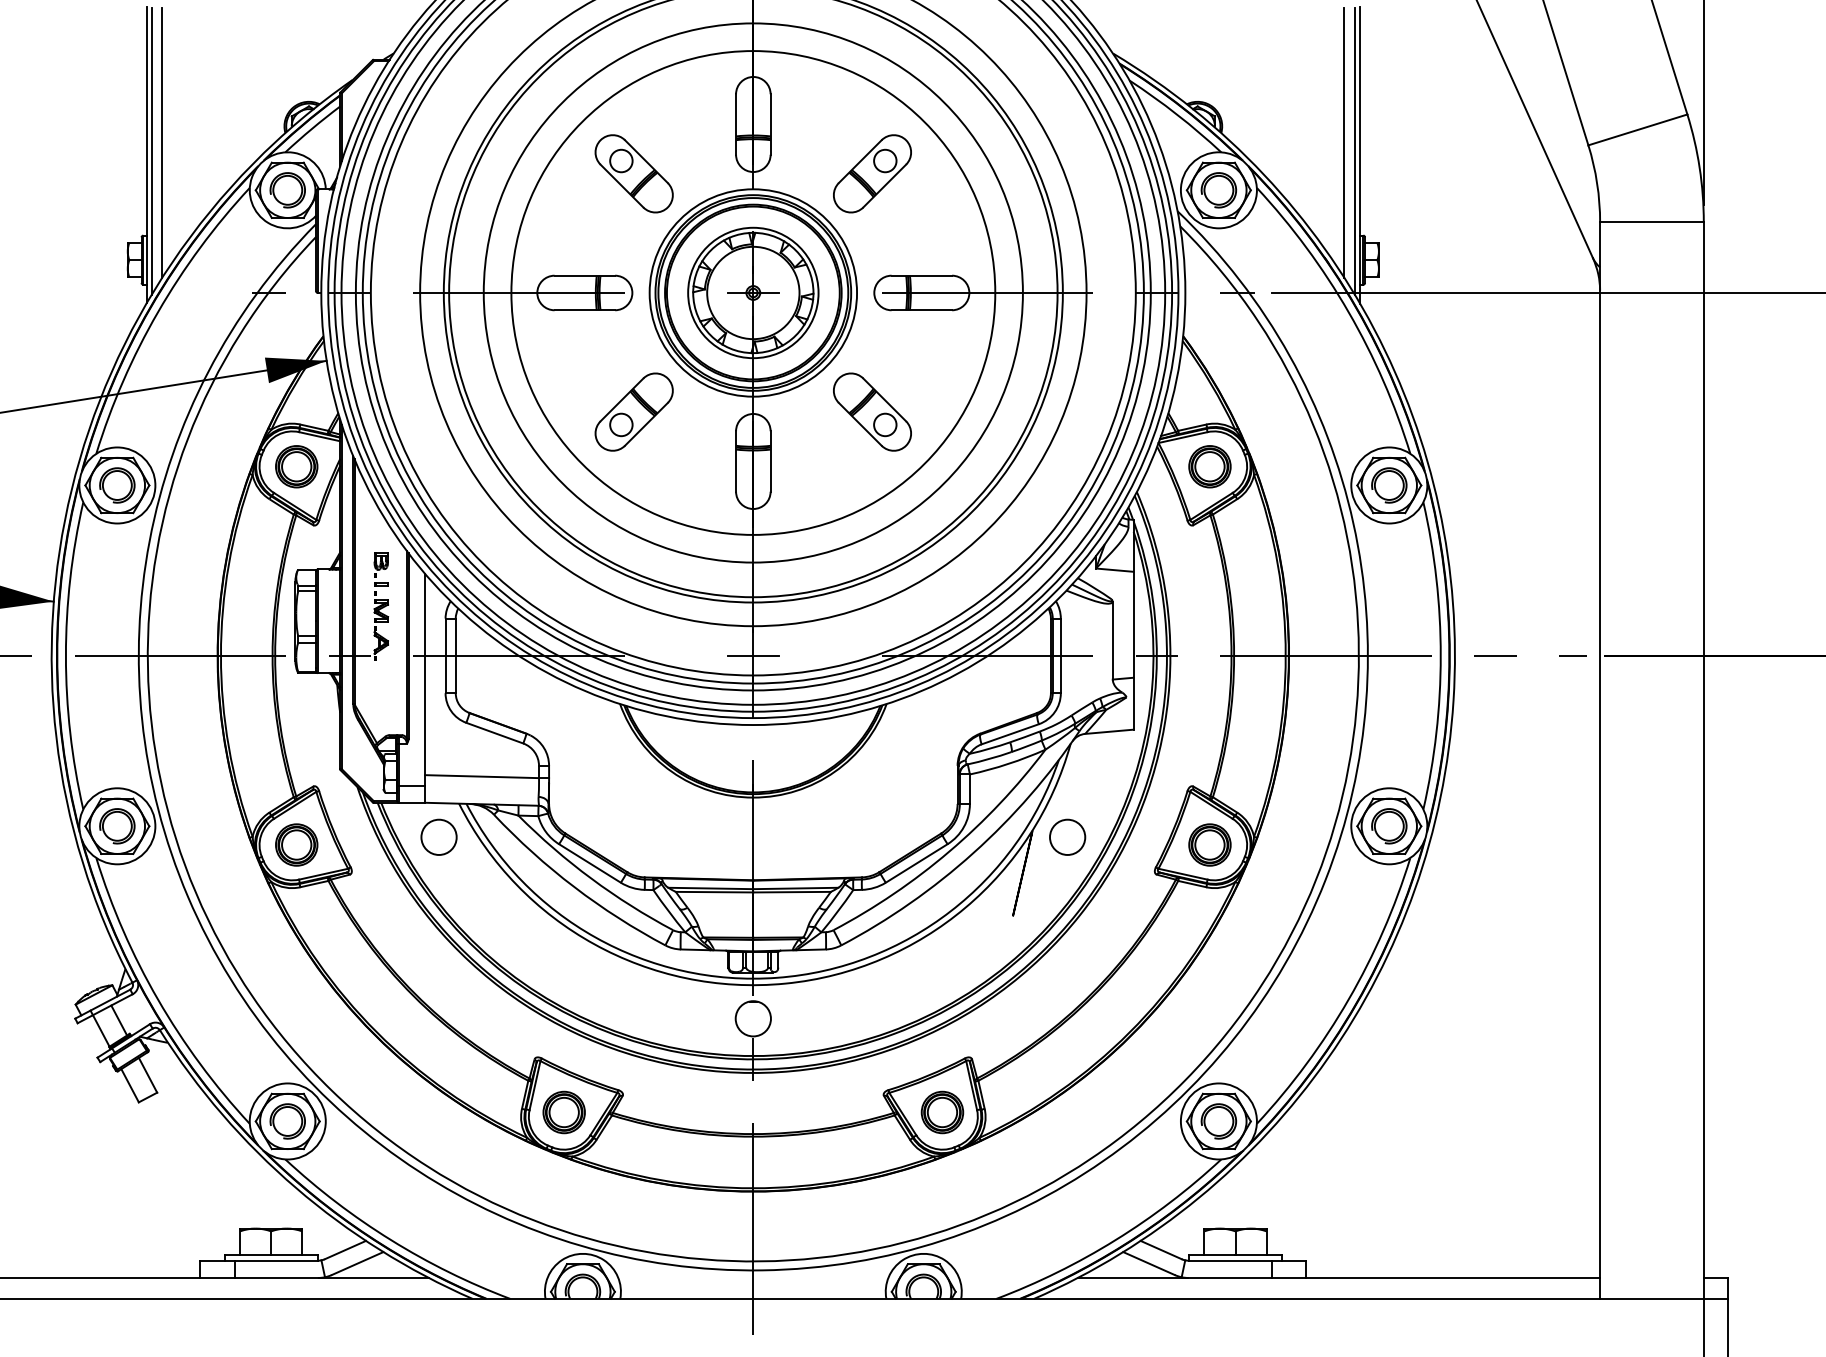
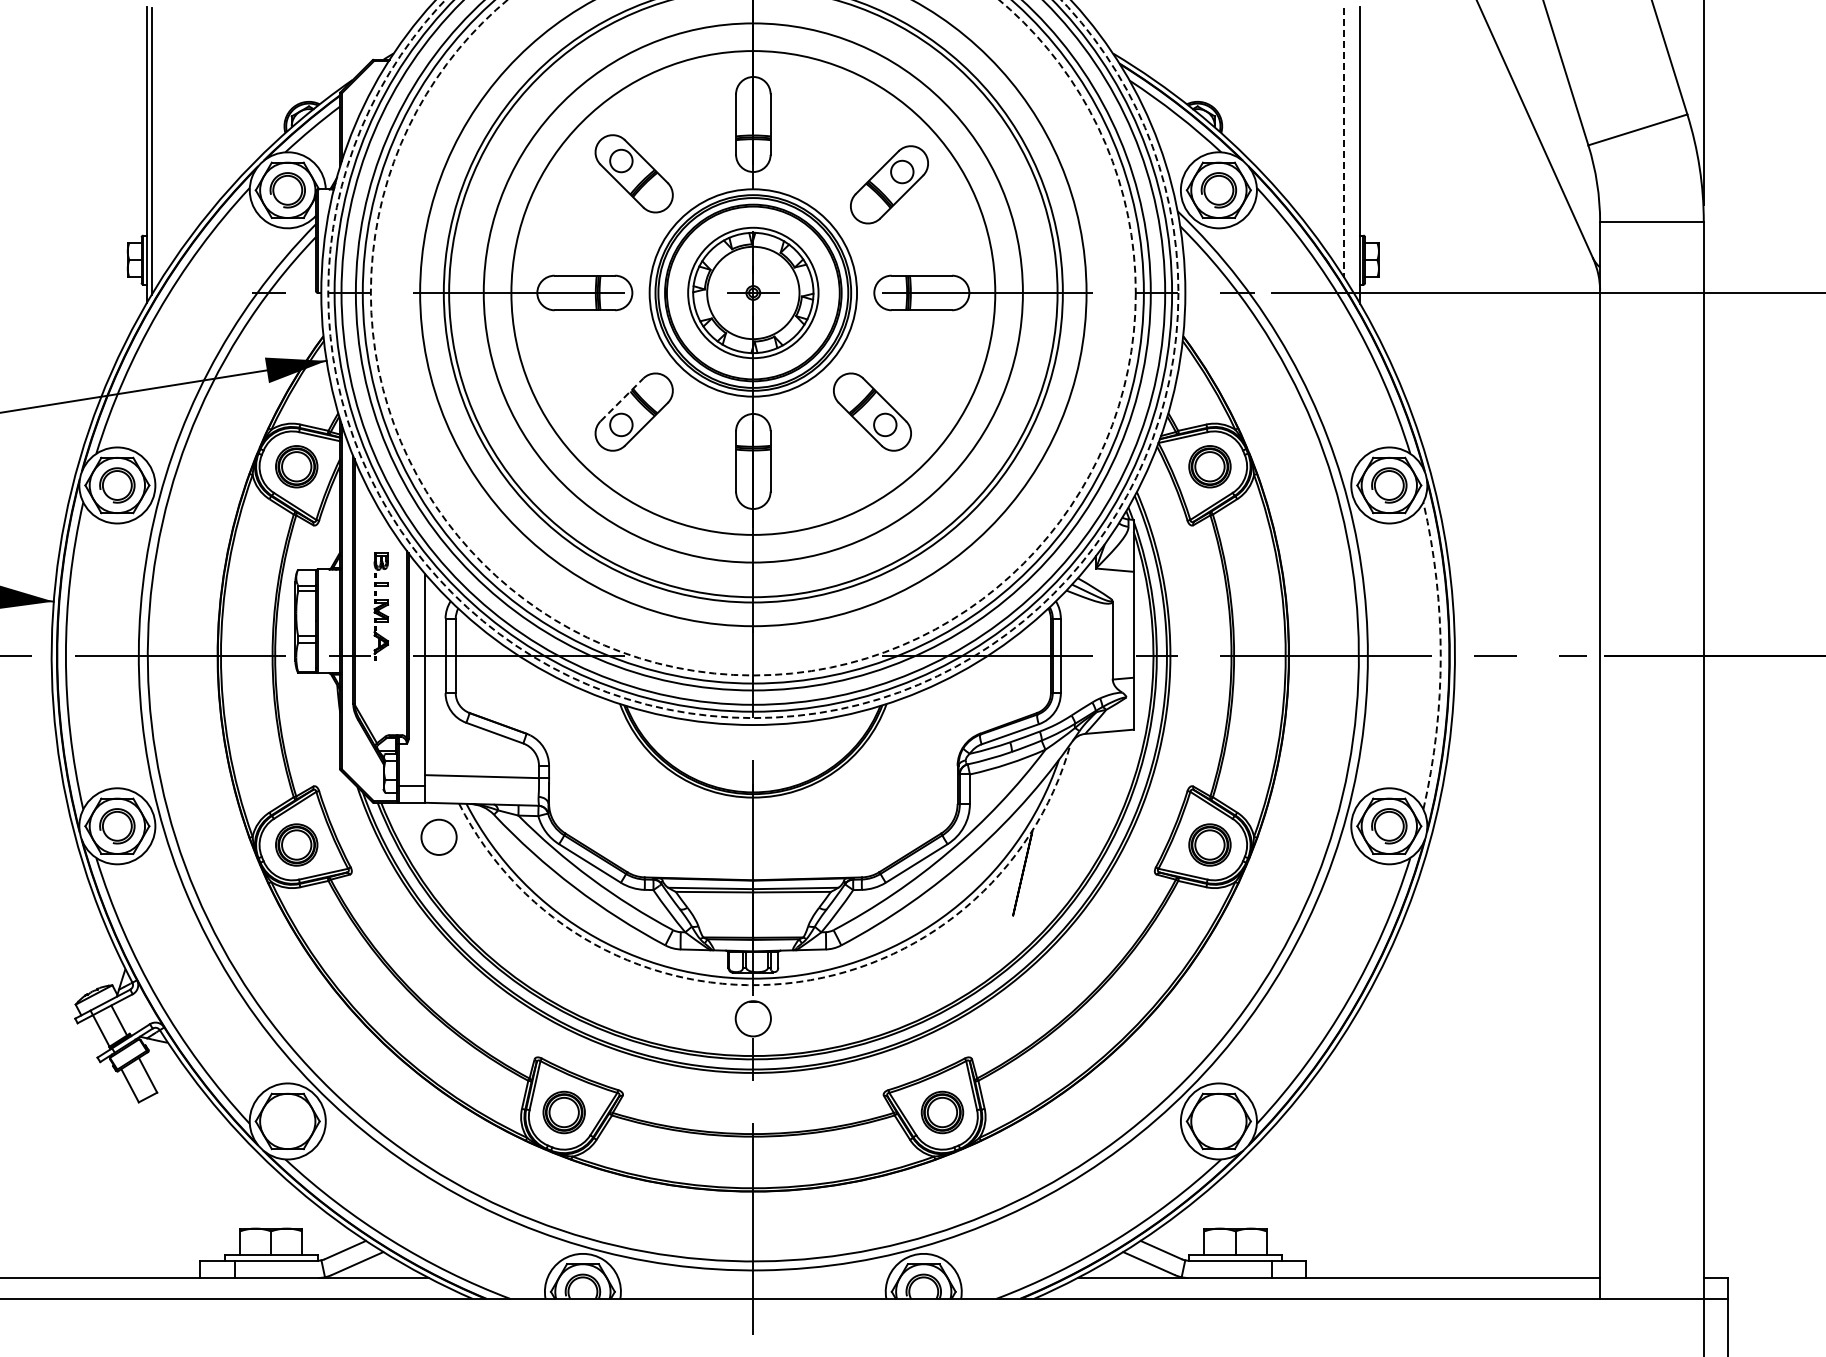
line: present -> none (162, 142)
line: solid -> dashed (1344, 143)
line: present -> none (1354, 151)
part position: (872, 173) -> (889, 184) (889, 184)
circle: solid -> dashed (752, 337)
circle: solid -> dashed (753, 359)
line: solid -> dashed (622, 399)
line: present -> none (753, 655)
arc: solid -> dashed (1440, 655)
circle: present -> none (1067, 836)
arc: solid -> dashed (785, 983)
part: present -> none (287, 1121)
part: present -> none (1218, 1121)
